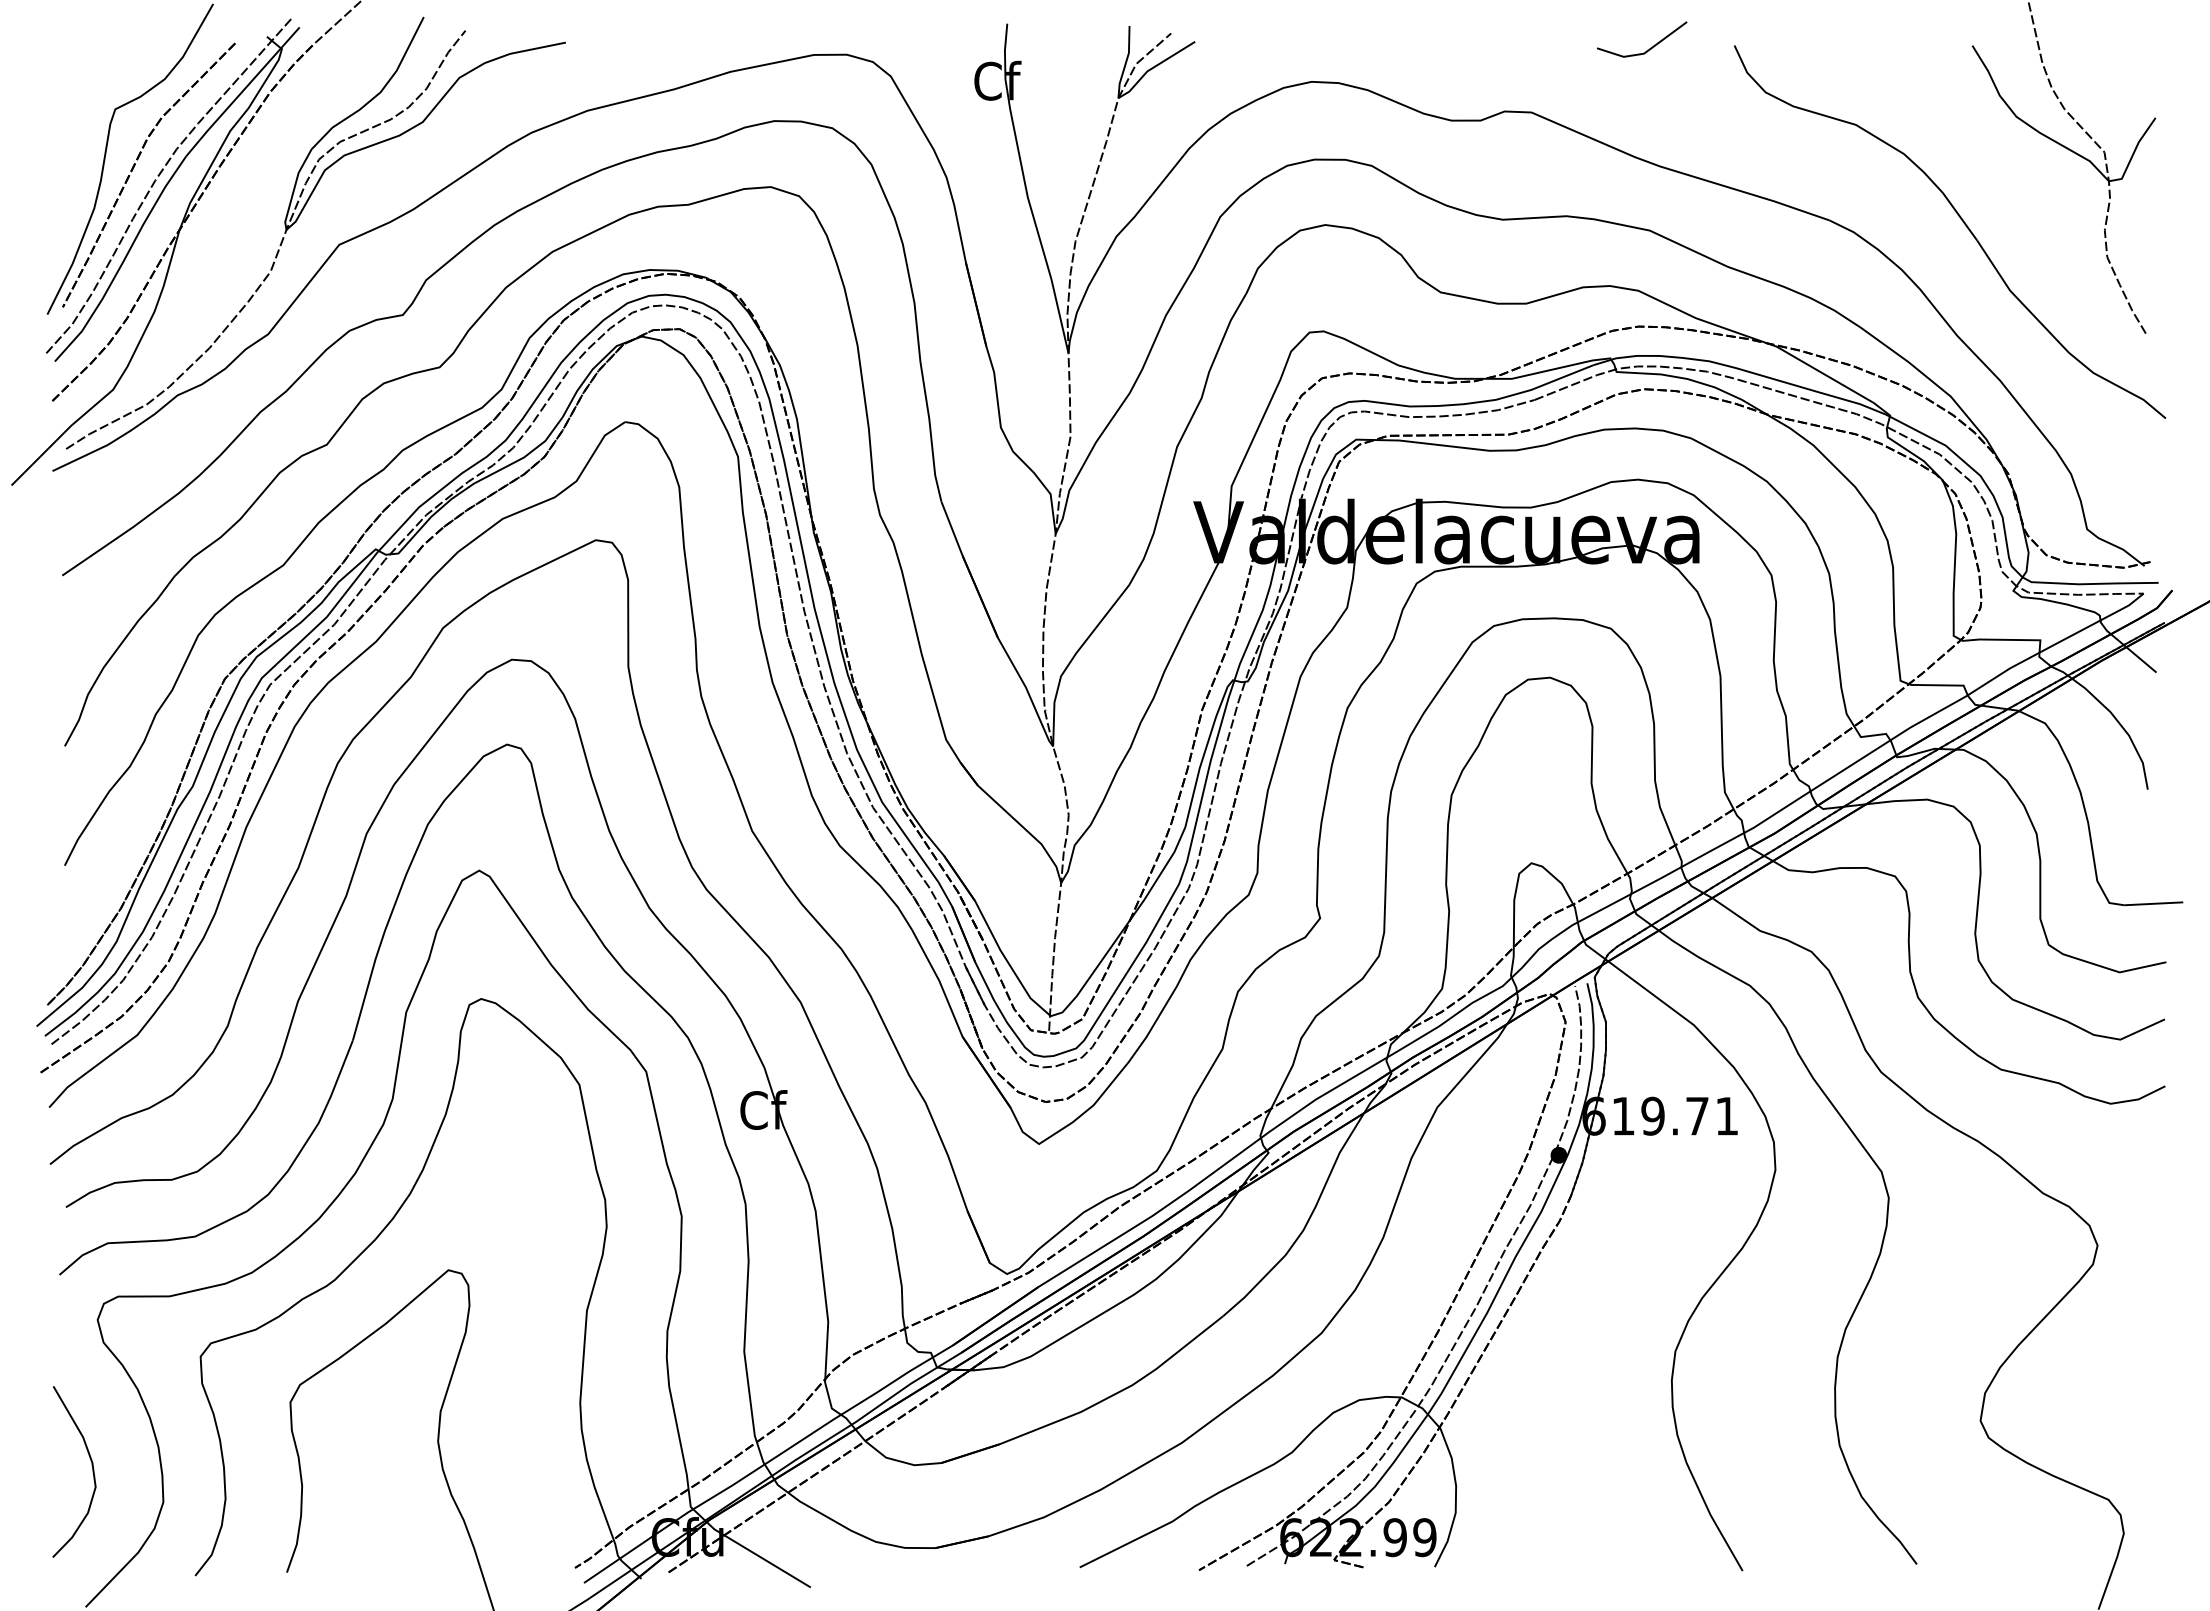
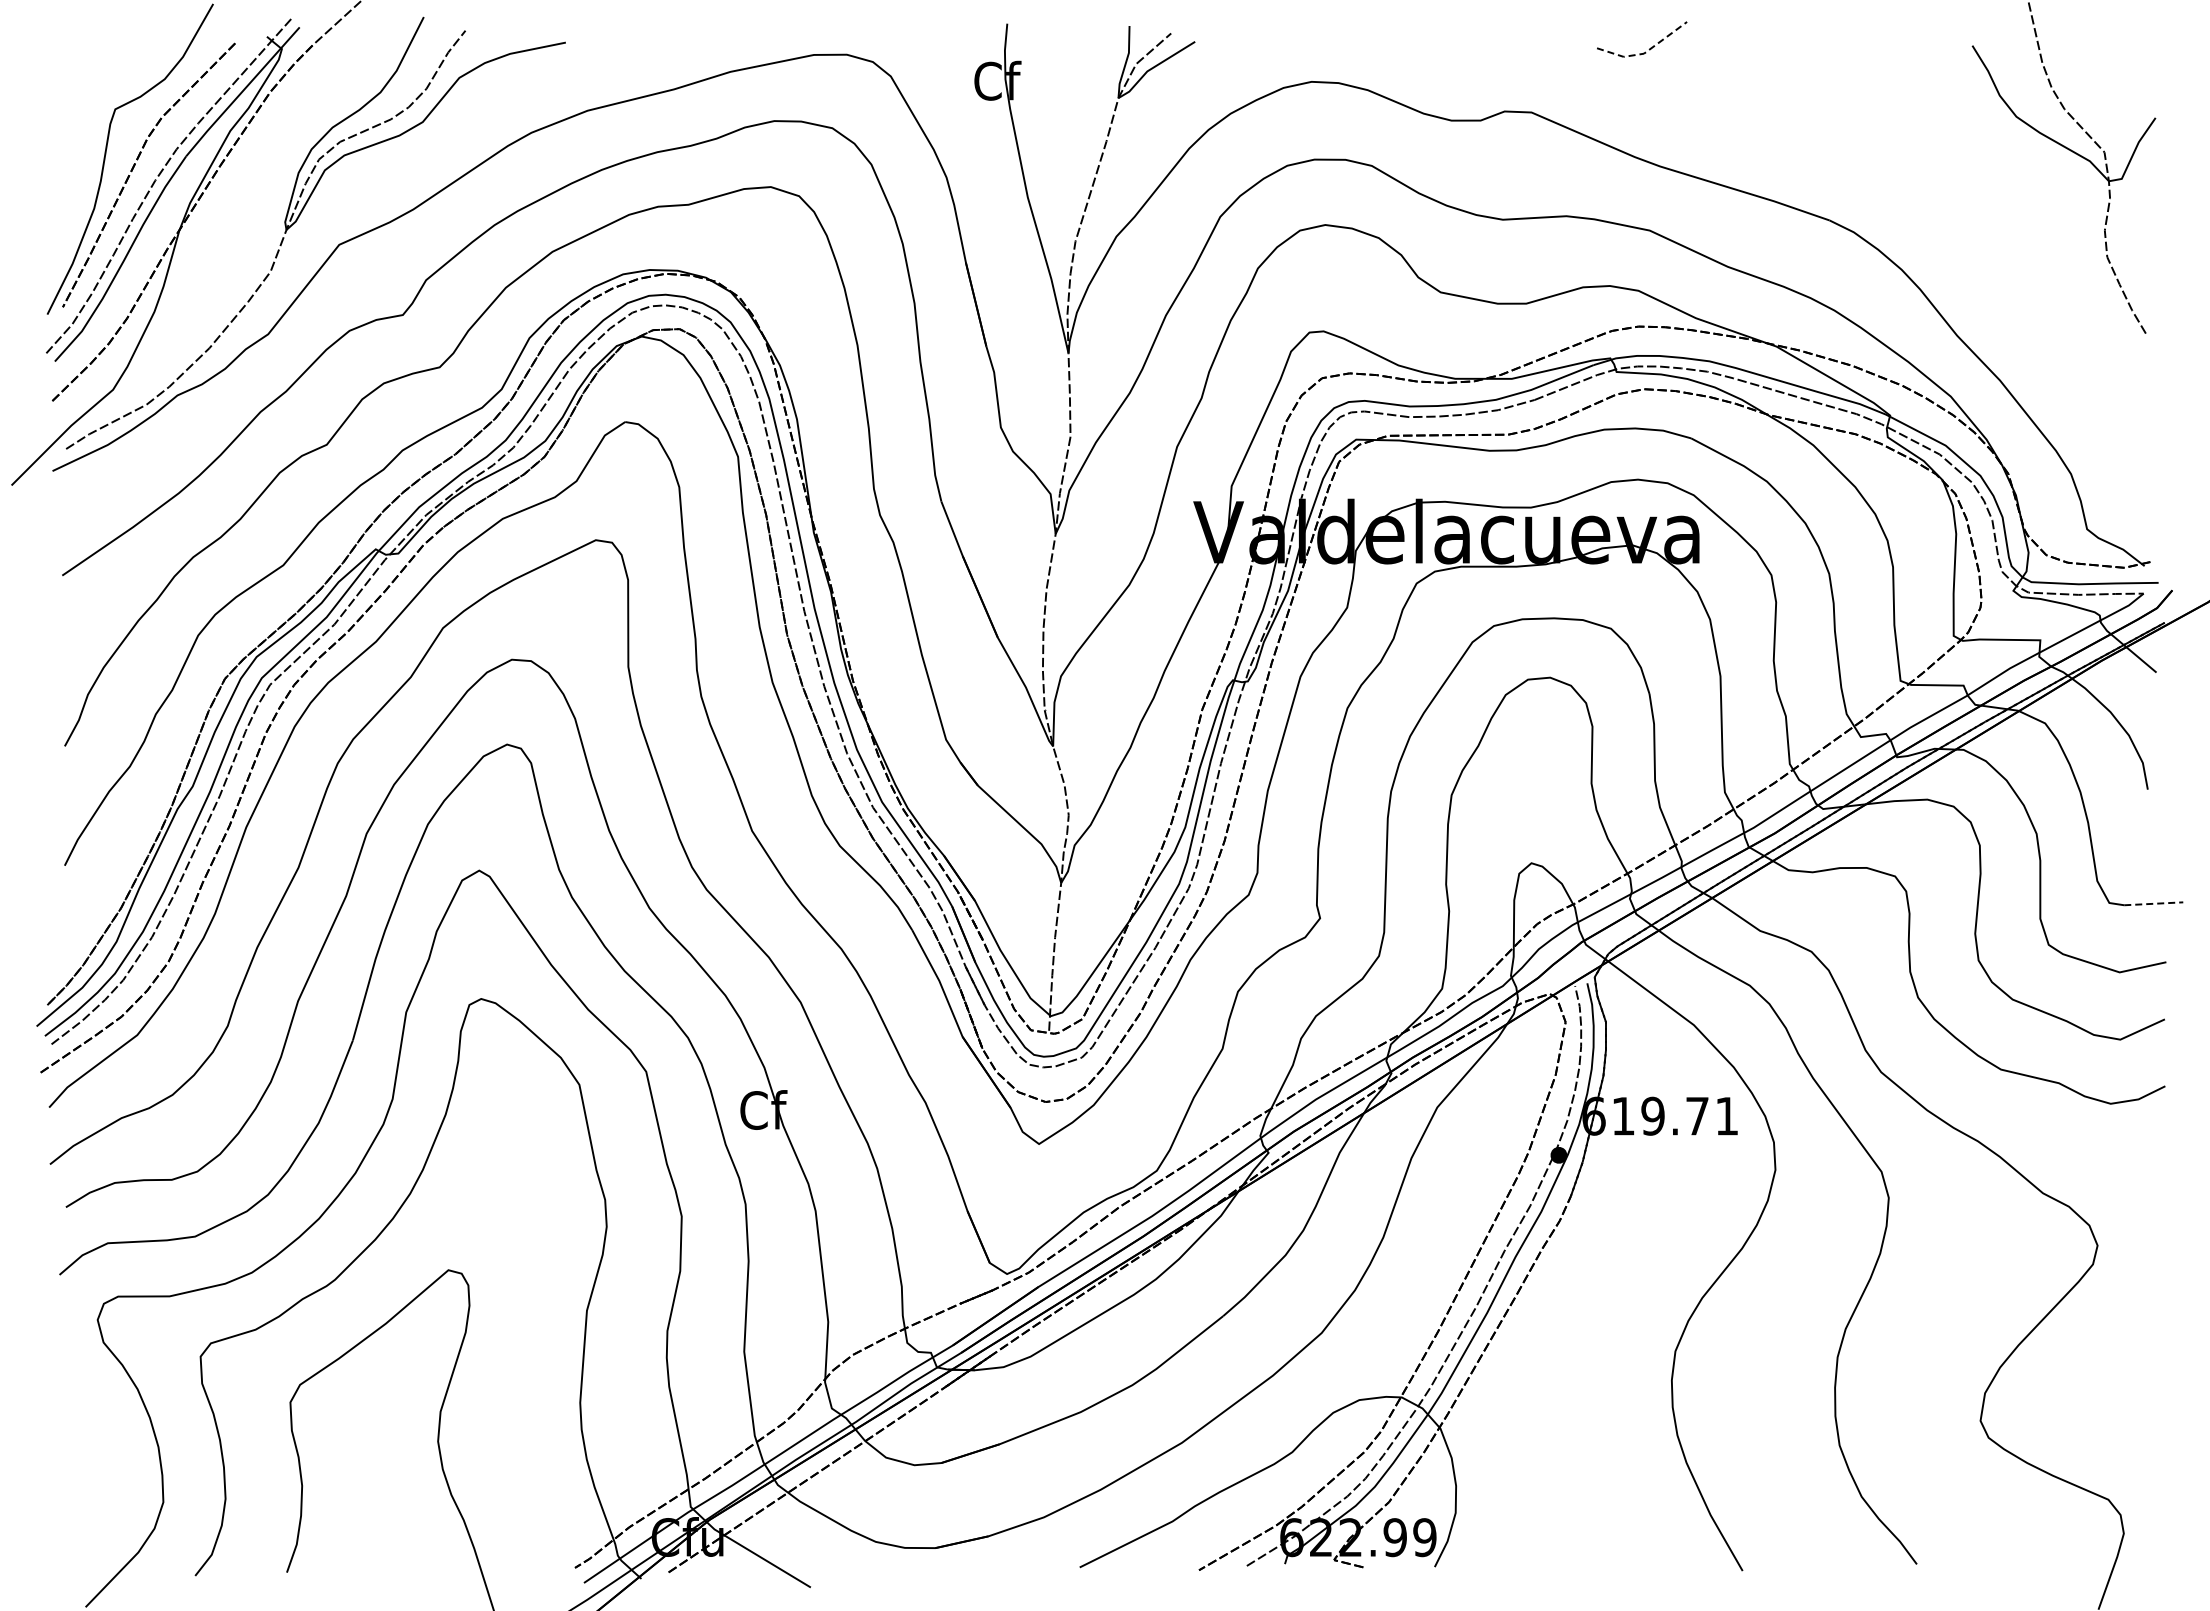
line: solid -> dashed (1644, 53)
part: present -> none (1963, 223)
line: solid -> dashed (2153, 903)
curve: present -> none (92, 1471)
